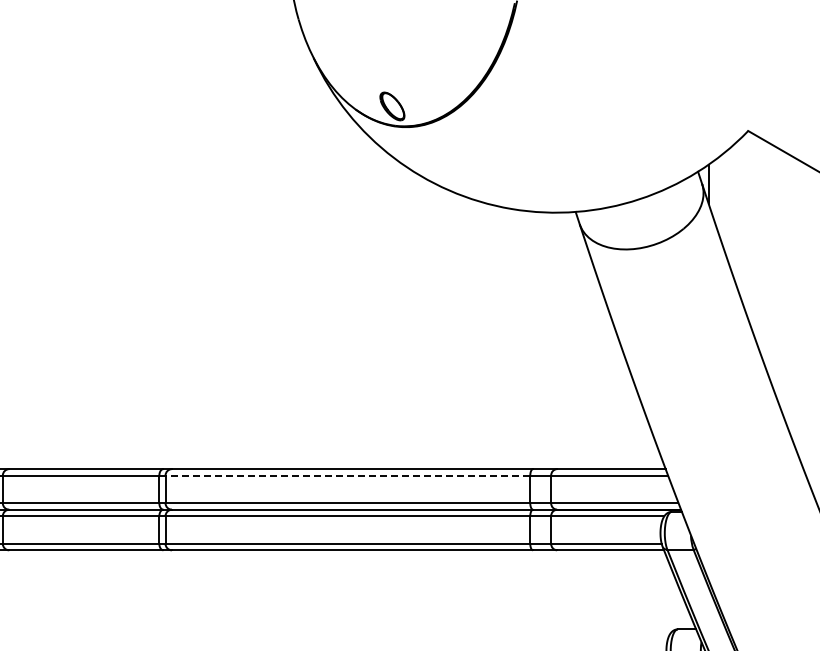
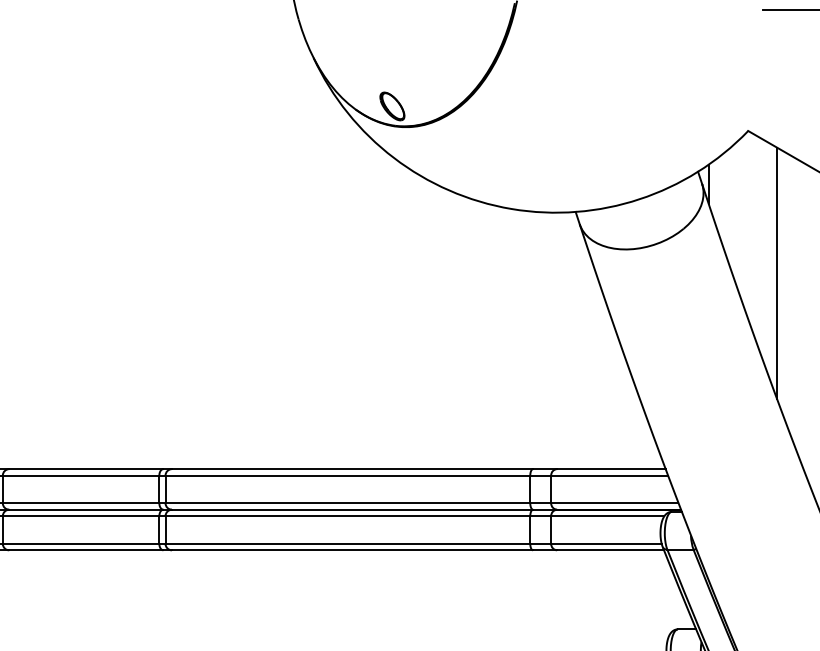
line: none -> present (789, 10)
line: none -> present (777, 273)
line: dashed -> solid (347, 475)
